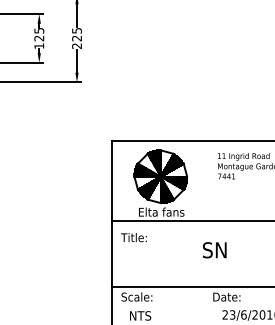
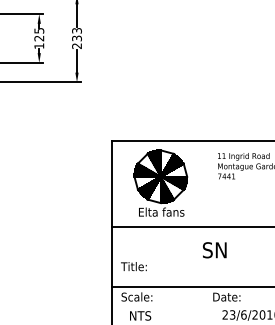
text: 225 -> 233 (76, 34)
line position: (191, 220) -> (191, 226) (191, 226)
text position: (133, 237) -> (133, 266) (133, 266)
